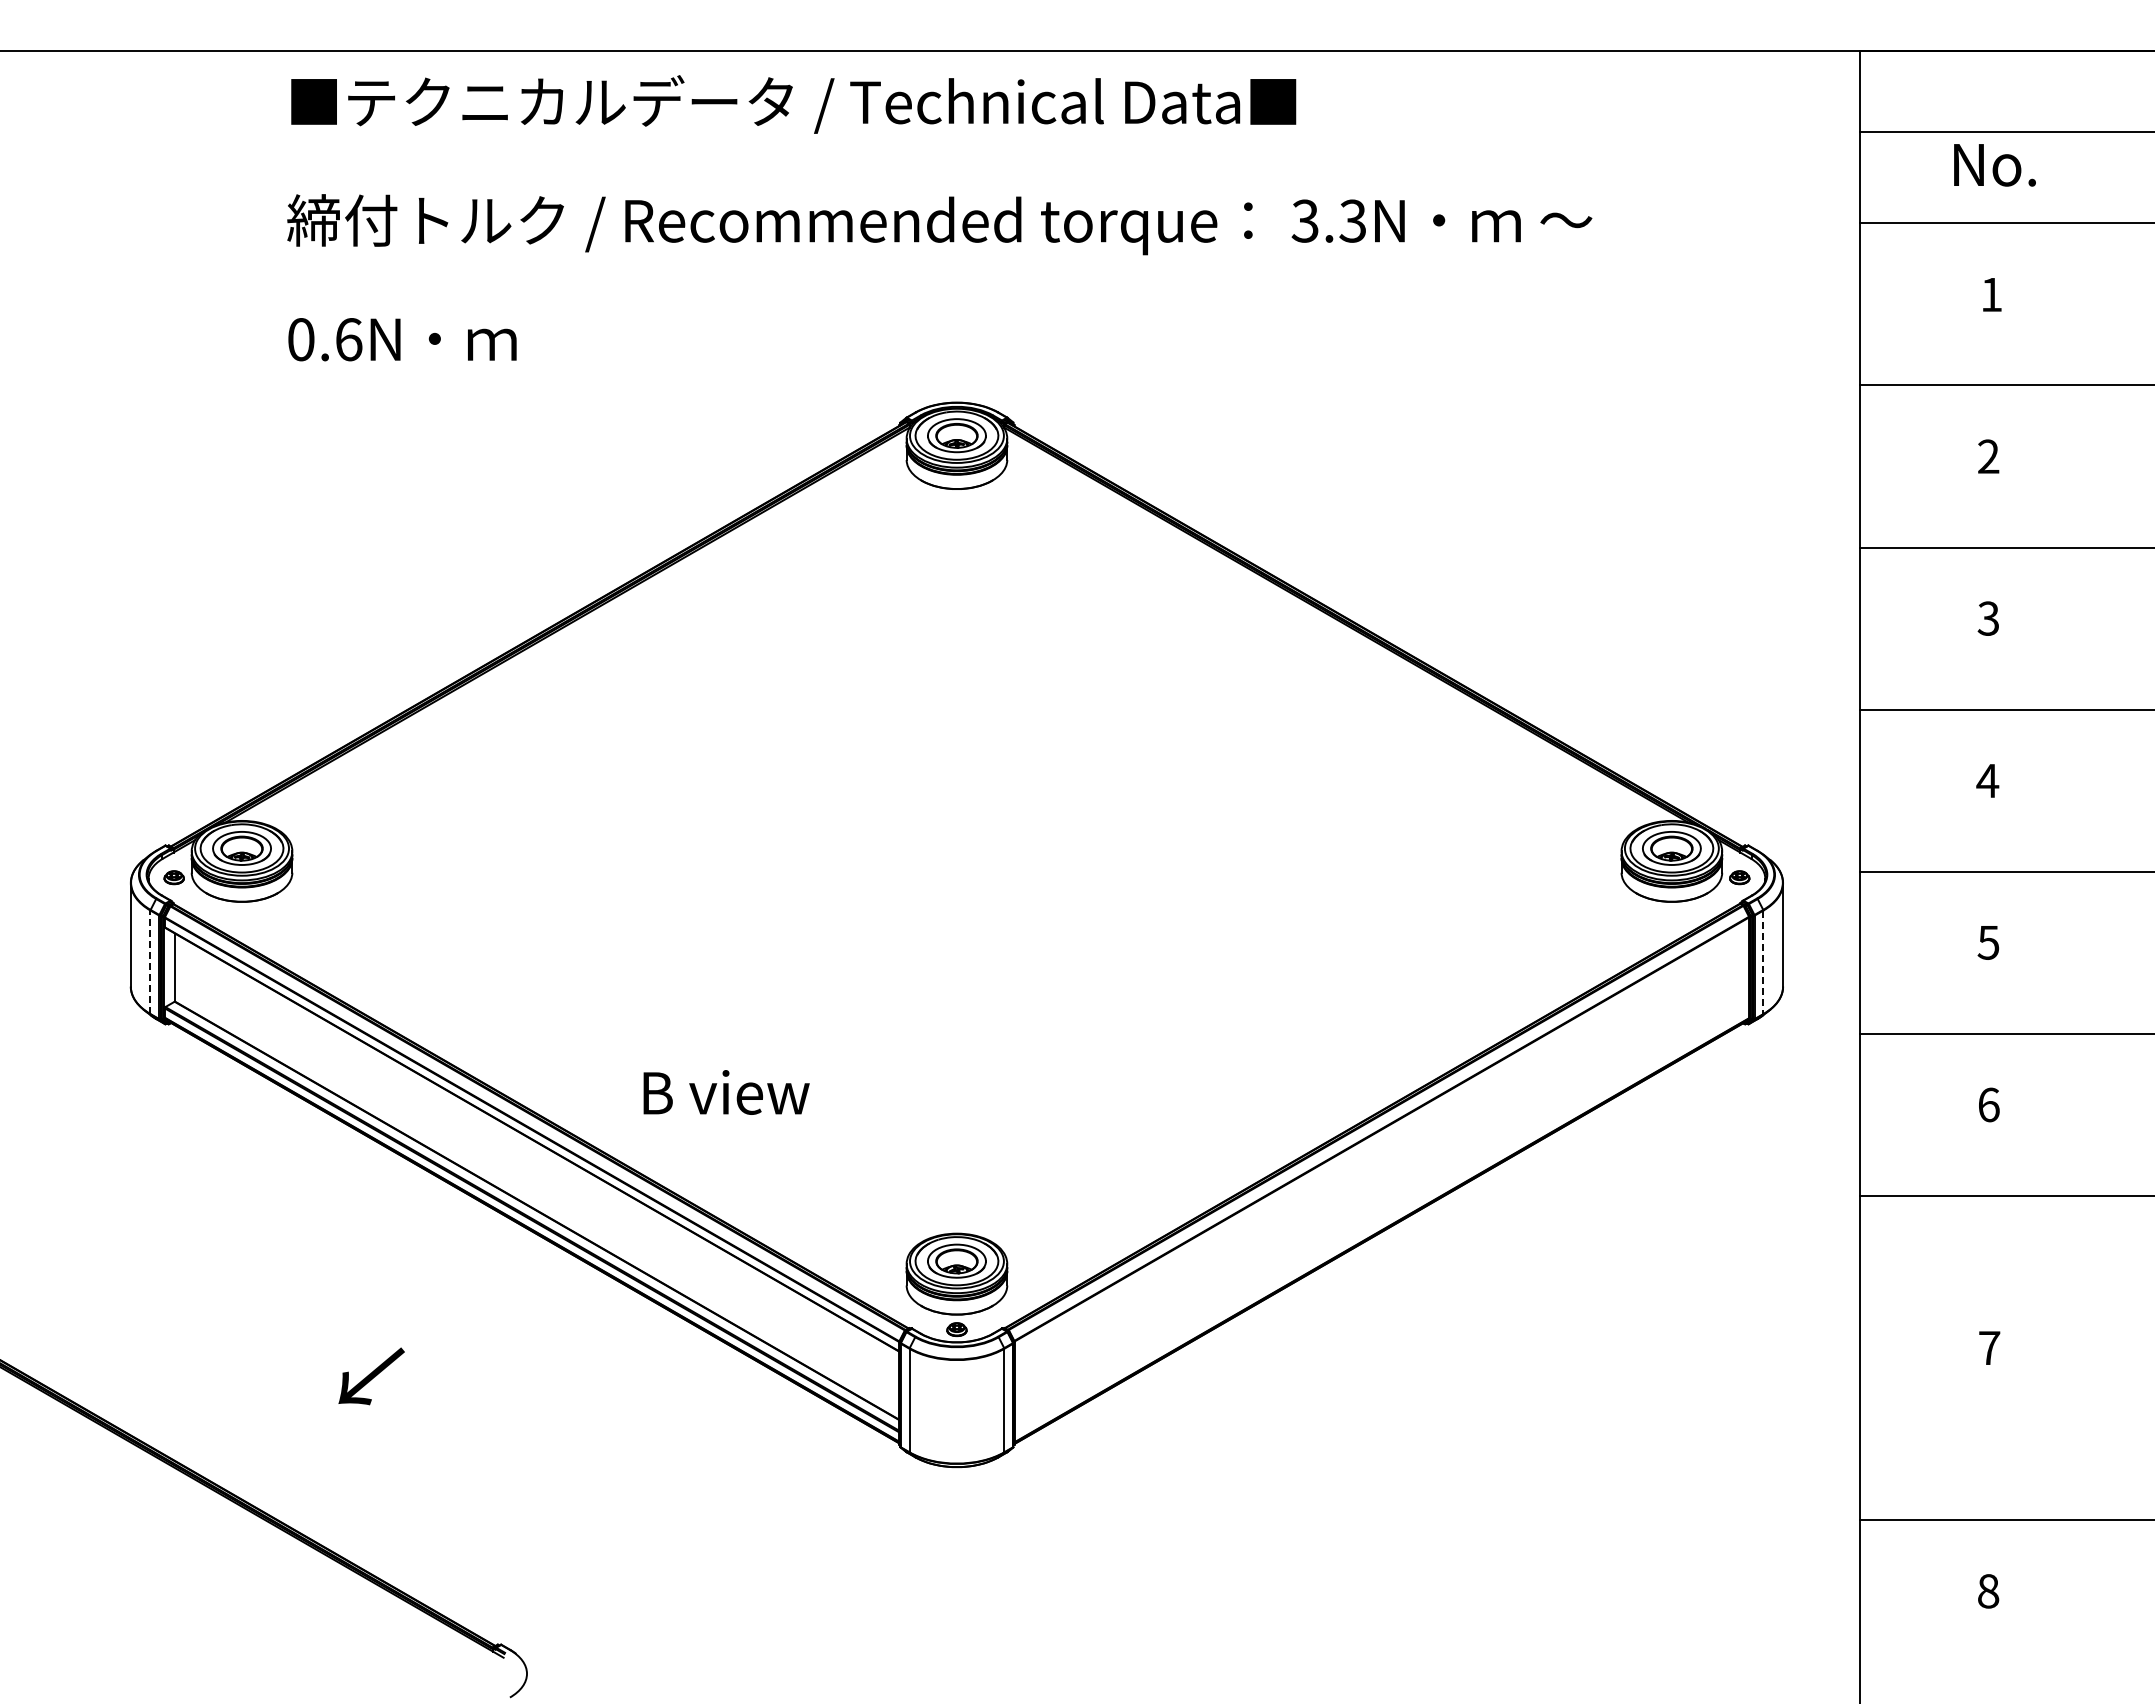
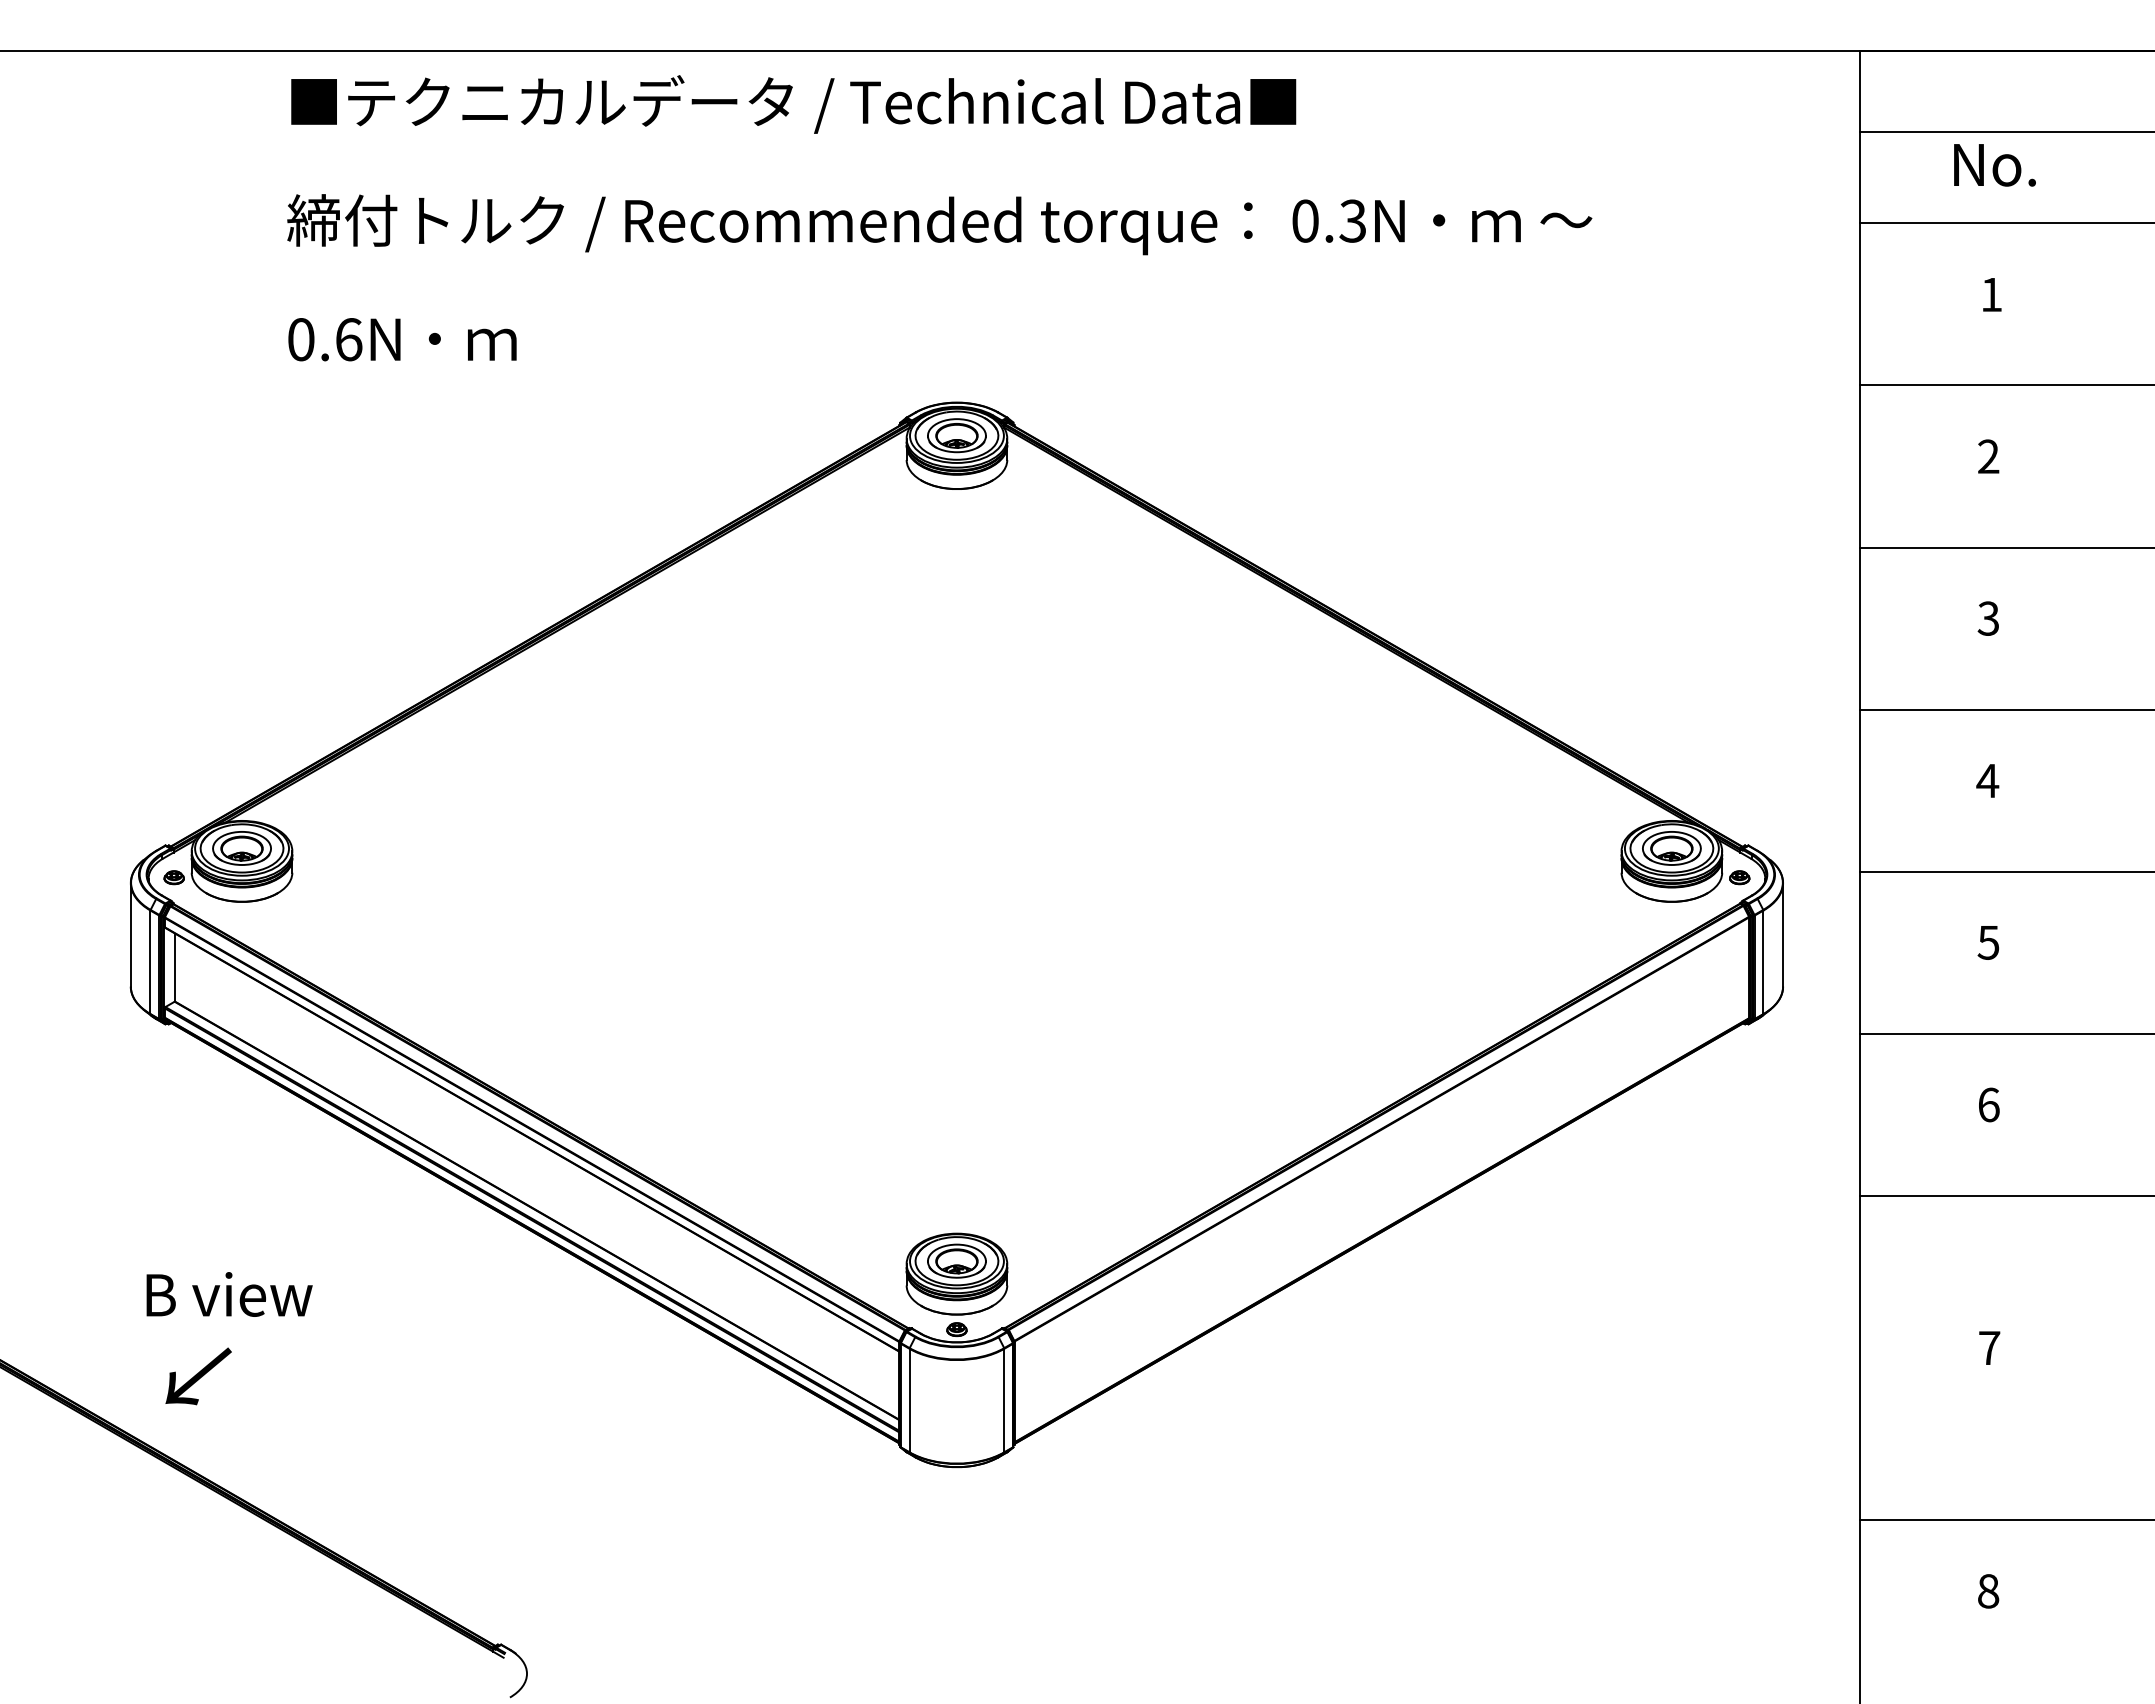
text: 3.3N -> 0.3N (1304, 220)
line: dashed -> solid (150, 962)
line: dashed -> solid (1763, 962)
text position: (726, 1092) -> (229, 1294) (229, 1294)
text position: (371, 1376) -> (198, 1376) (198, 1376)
